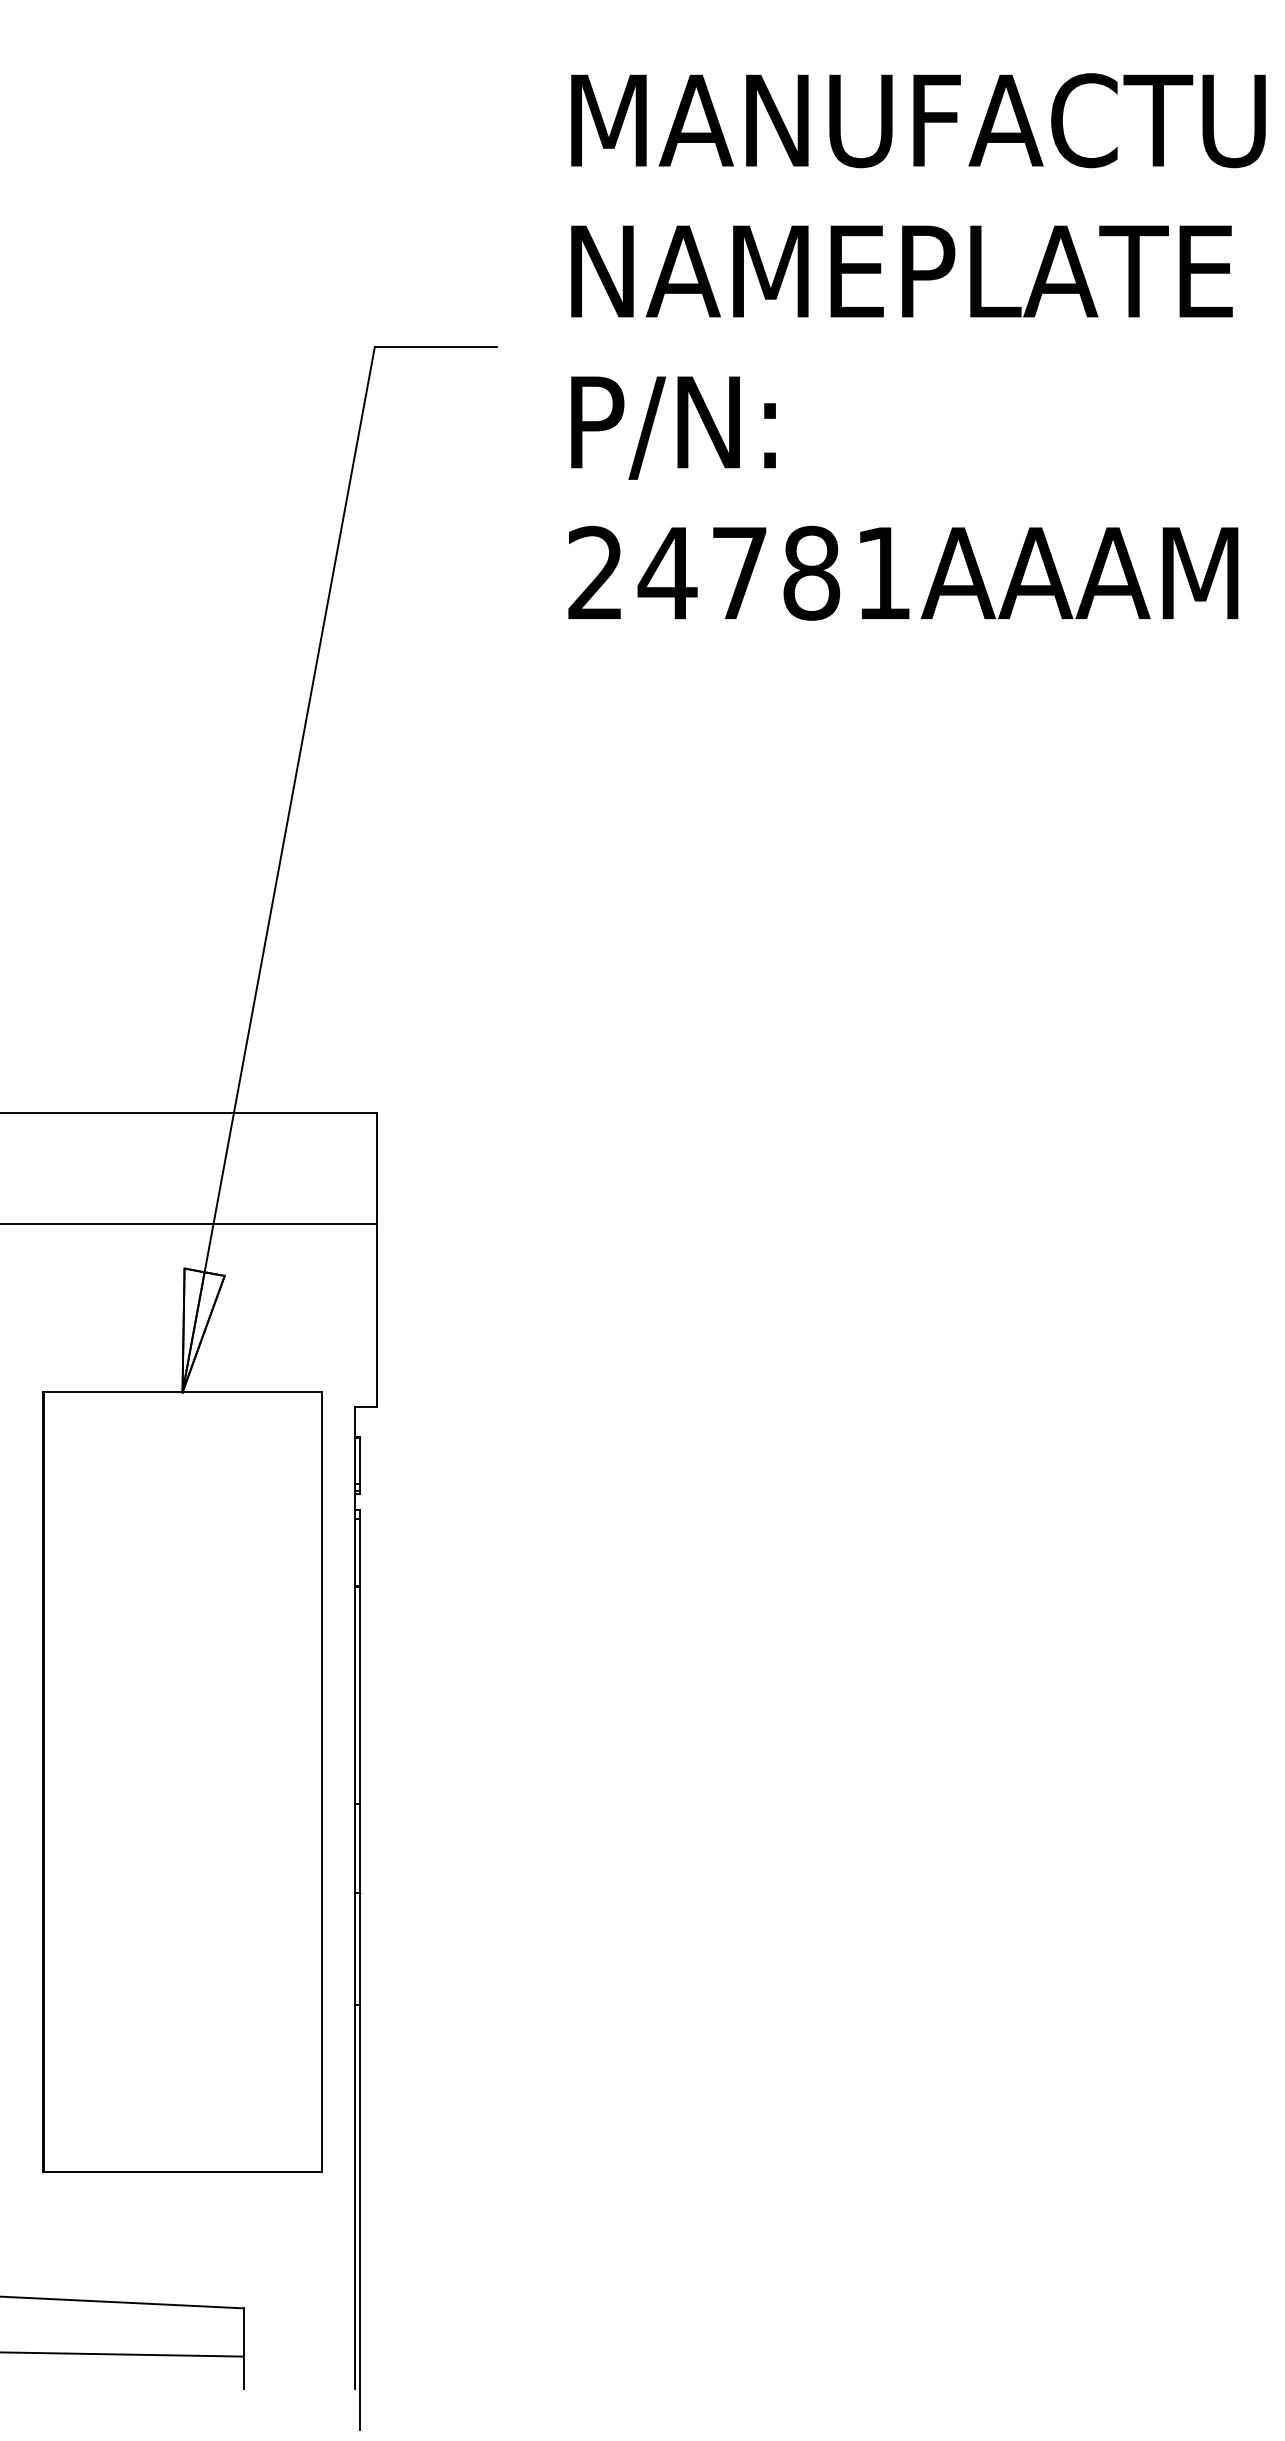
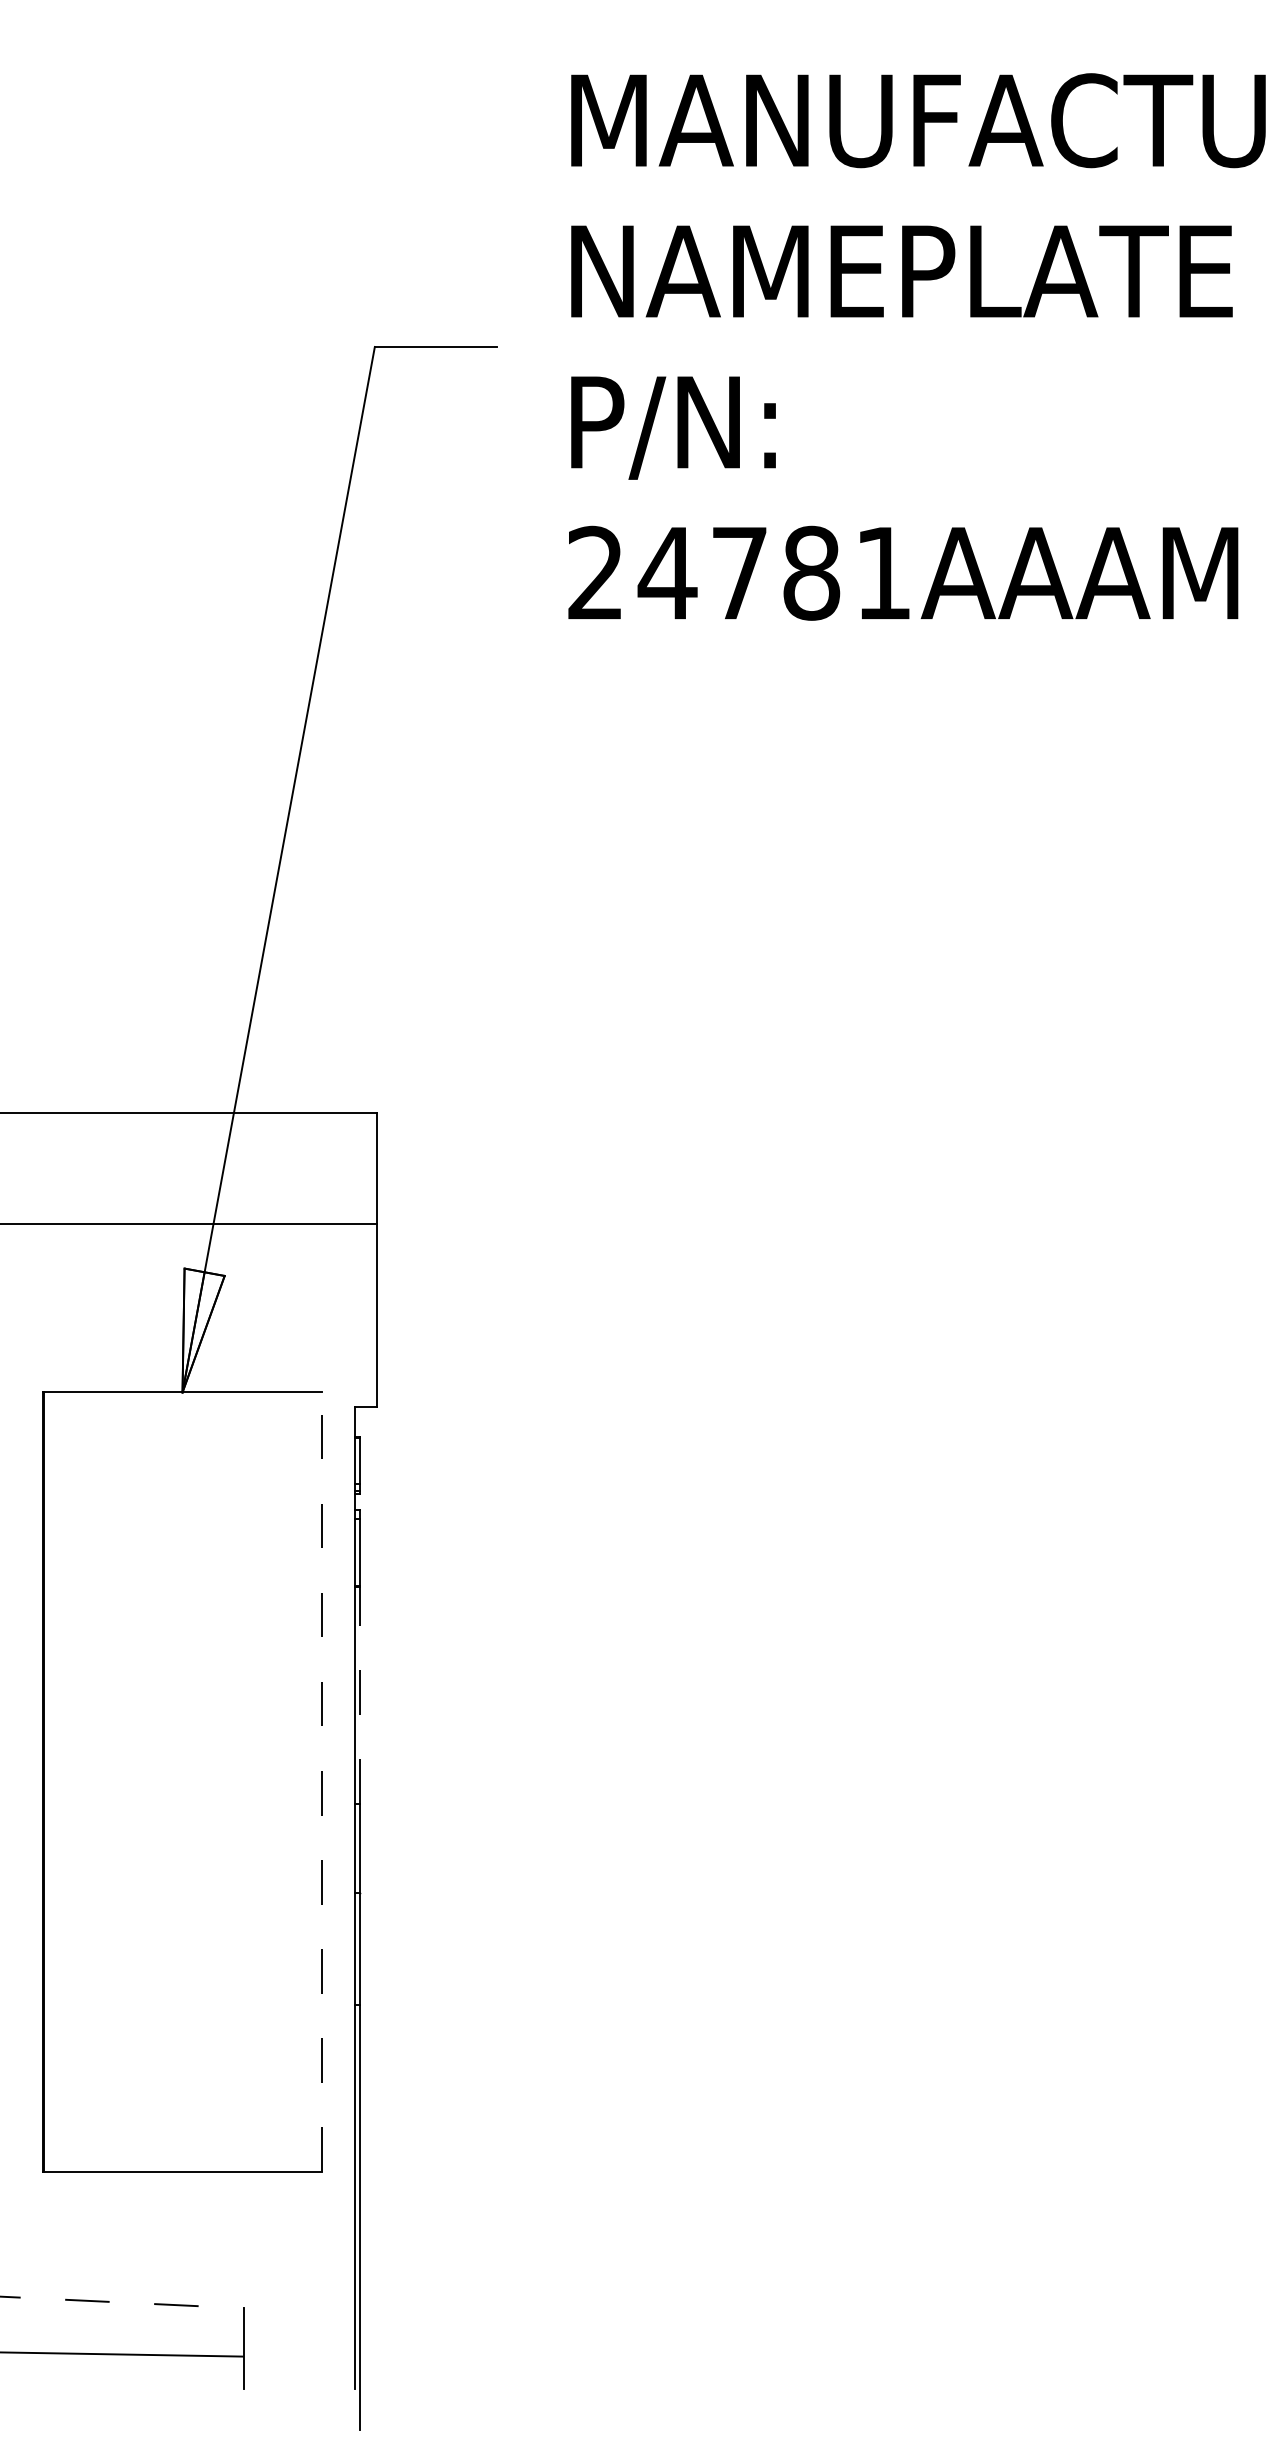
line: solid -> dashed (359, 1694)
line: solid -> dashed (321, 1782)
line: solid -> dashed (121, 2302)
